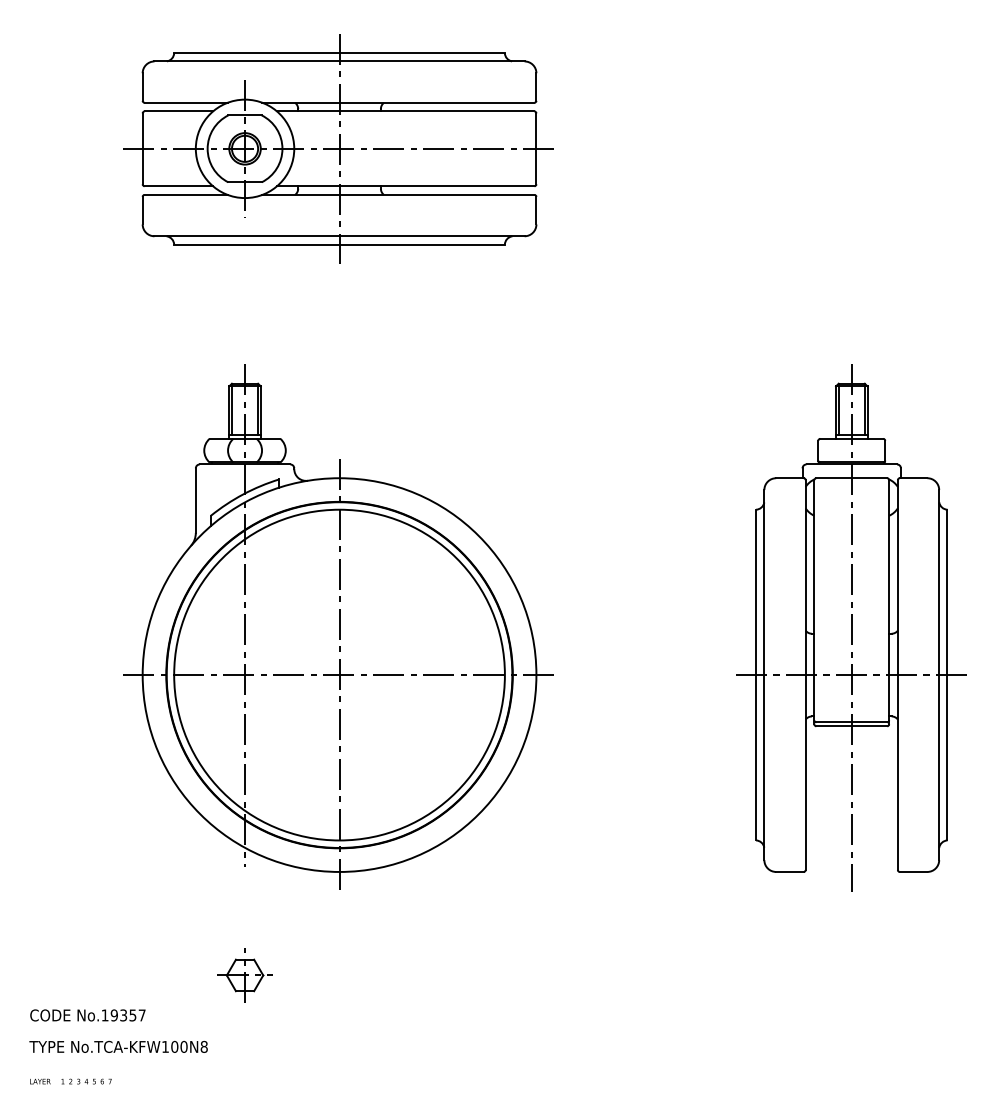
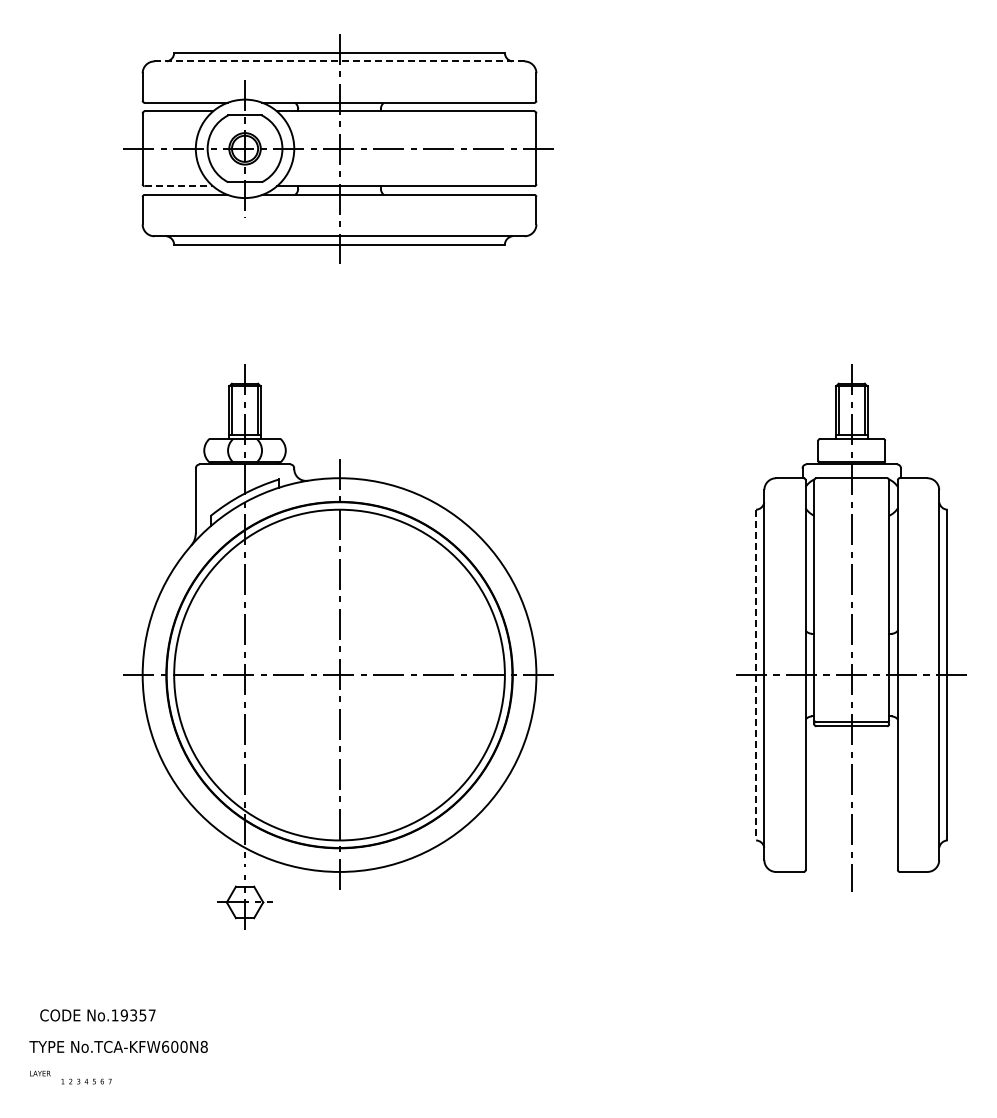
line: solid -> dashed (340, 61)
line: solid -> dashed (179, 186)
line: solid -> dashed (756, 675)
part position: (244, 975) -> (244, 902) (244, 902)
text position: (87, 1015) -> (97, 1015) (97, 1015)
text: No.TCA-KFW100N8 -> No.TCA-KFW600N8 (165, 1046)
text position: (40, 1081) -> (40, 1073) (40, 1073)
